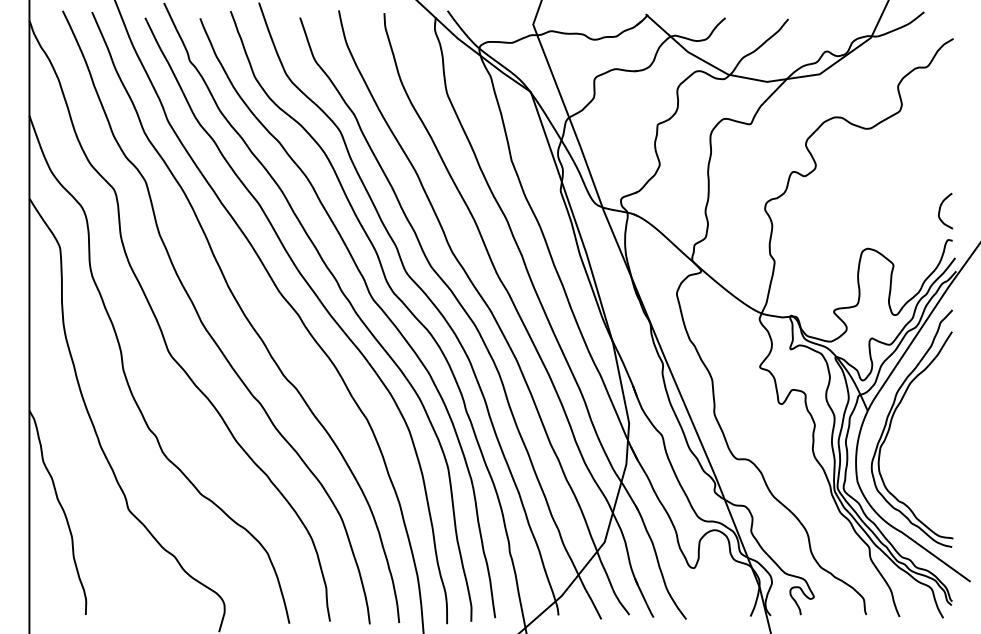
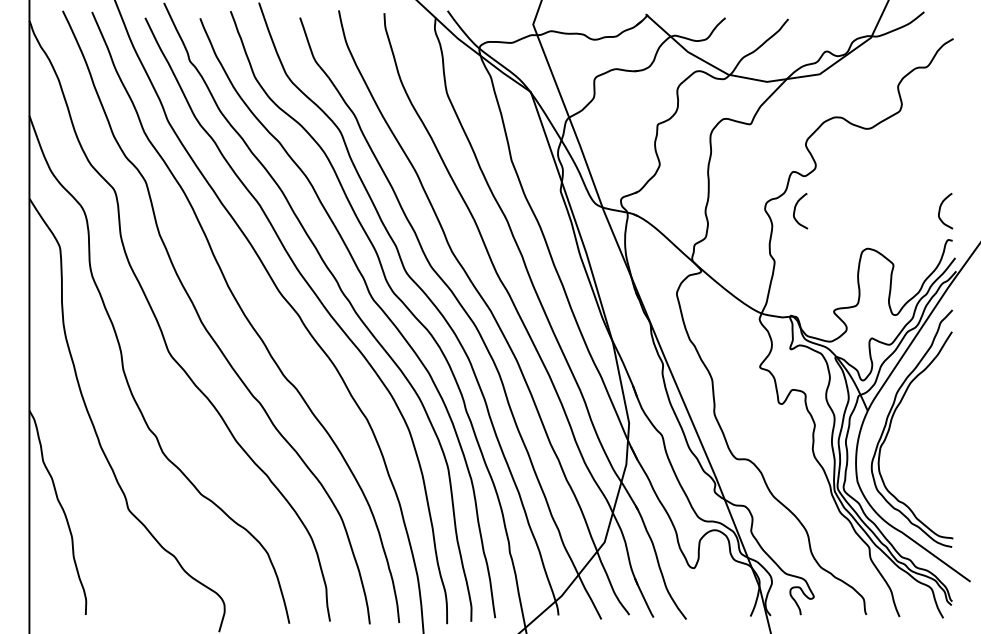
curve: none -> present (795, 211)
